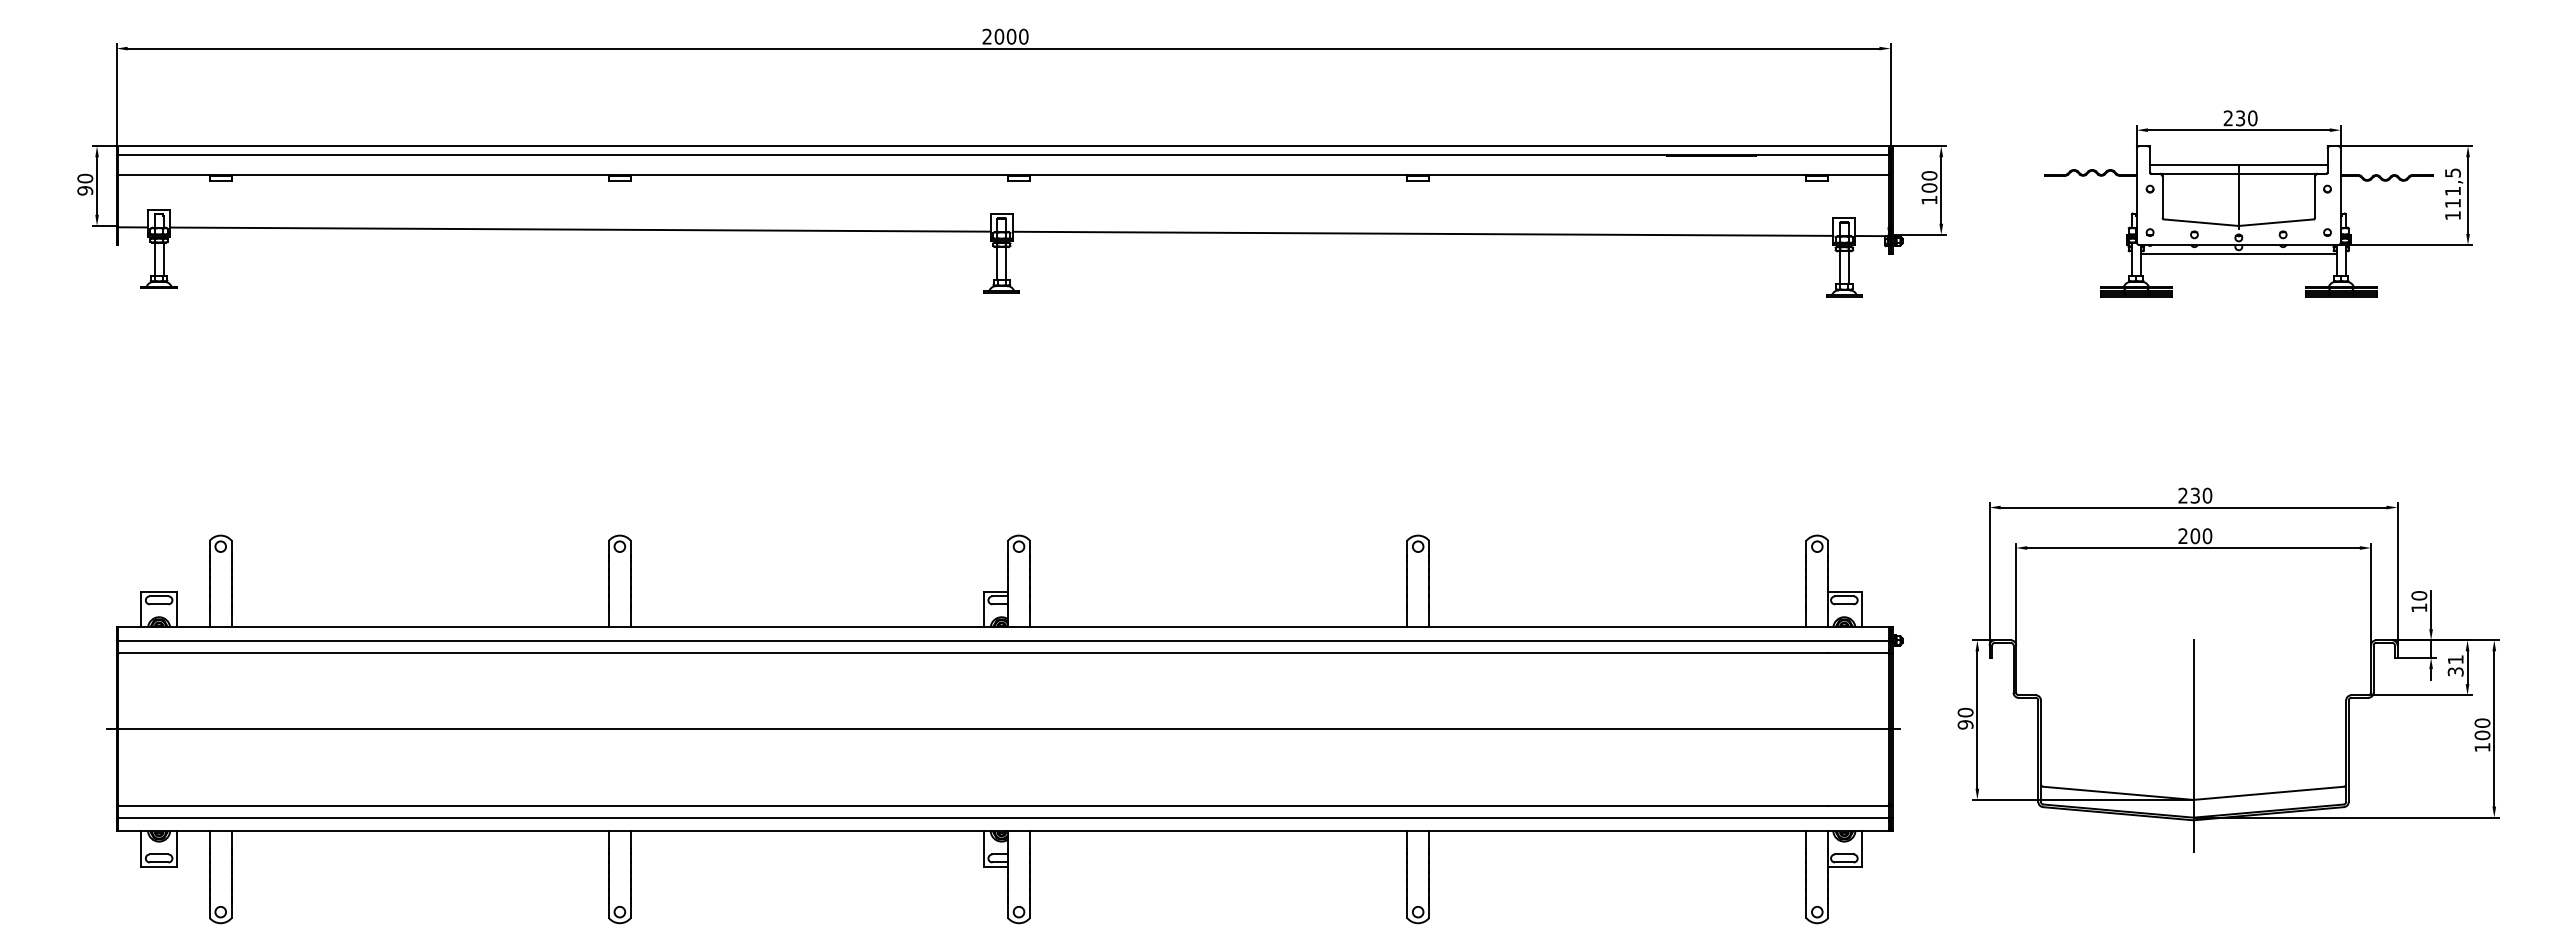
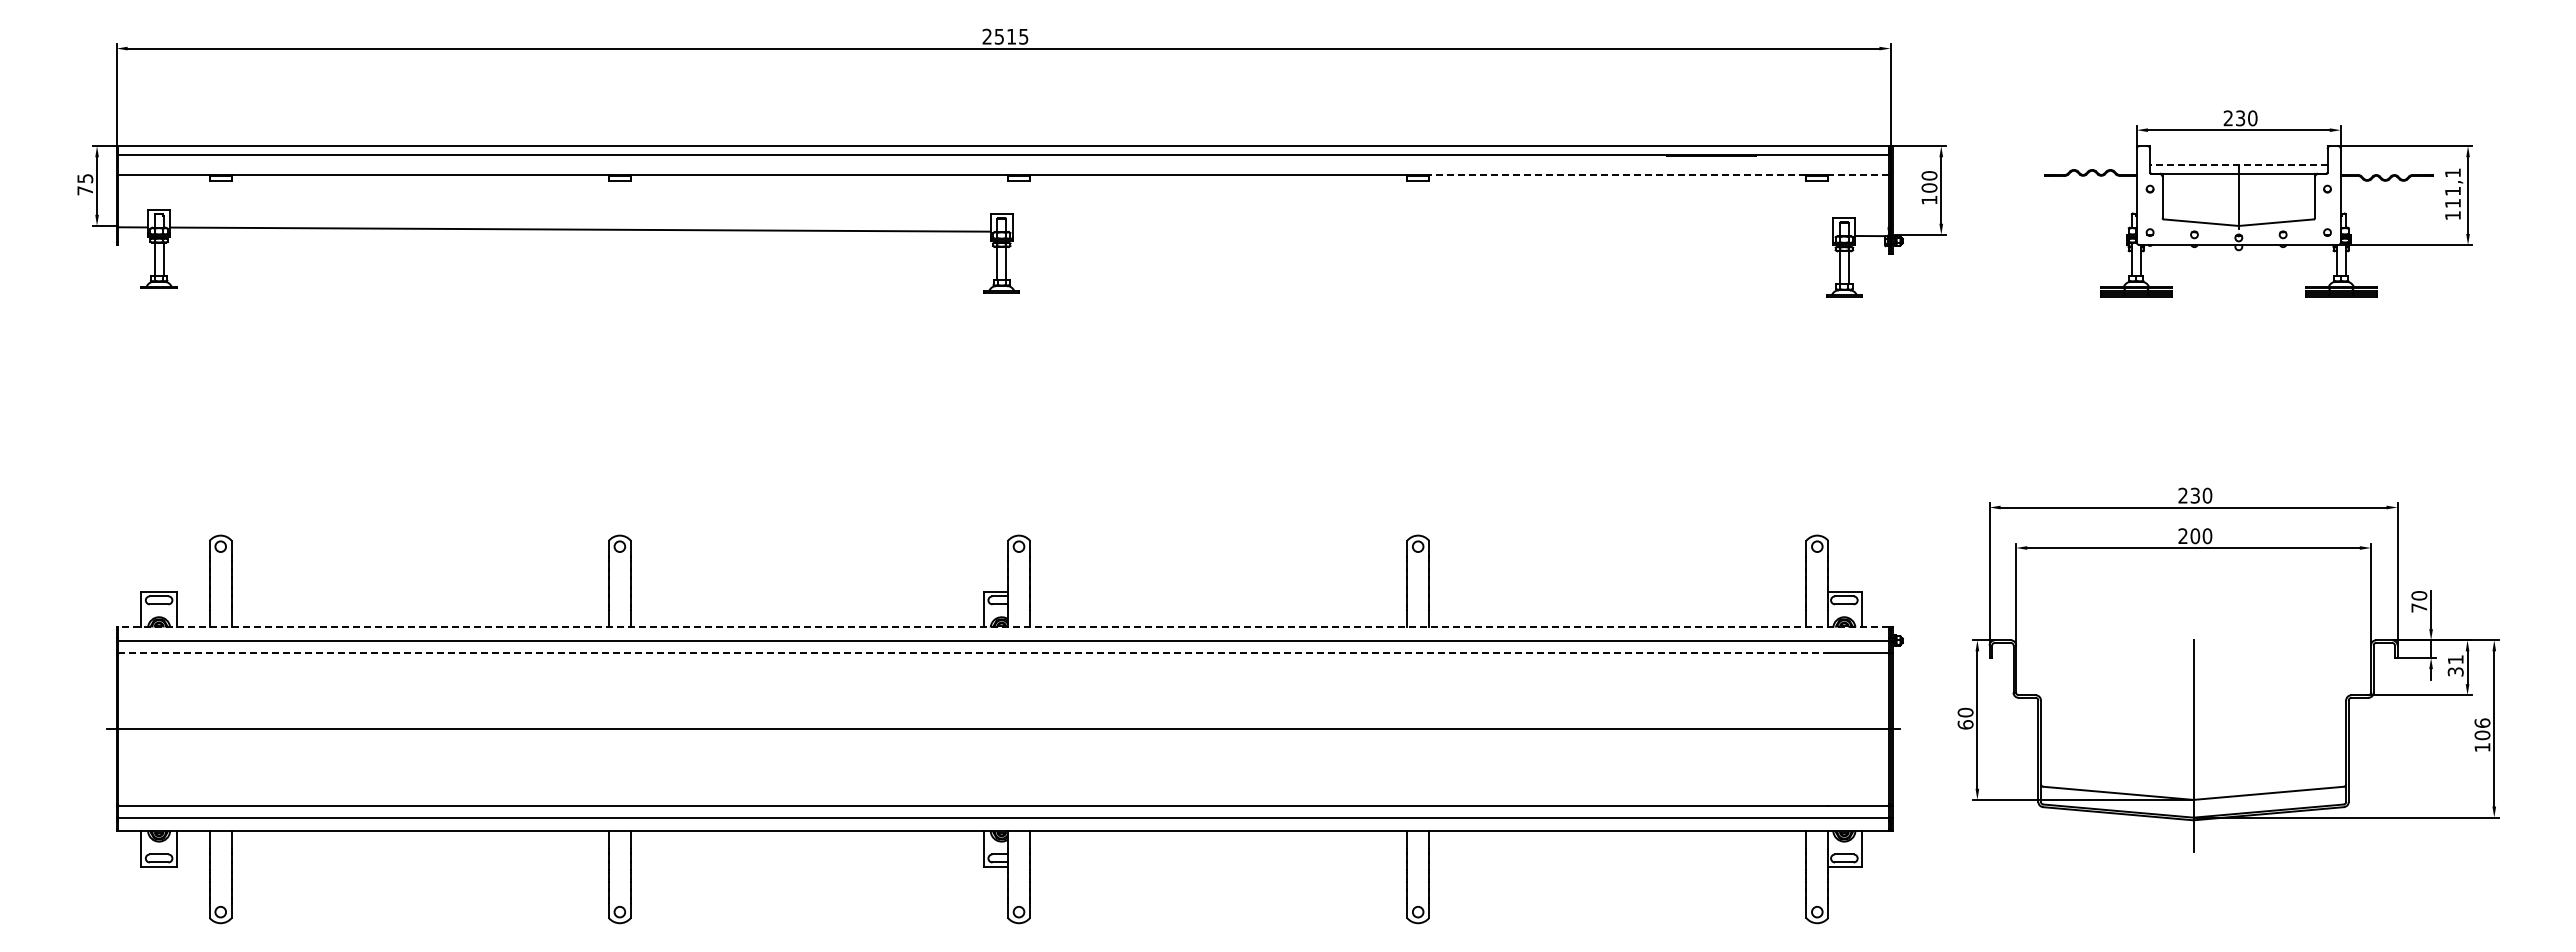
text: 2000 -> 2515 (1011, 36)
line: solid -> dashed (2238, 164)
text: 111,5 -> 111,1 (2452, 172)
line: solid -> dashed (1617, 174)
line: solid -> dashed (1858, 174)
text: 90 -> 75 (85, 184)
line: present -> none (1422, 233)
line: present -> none (2238, 253)
text: 10 -> 70 (2419, 607)
line: solid -> dashed (1003, 627)
line: solid -> dashed (973, 653)
text: 100 -> 106 (2482, 722)
text: 90 -> 60 (1965, 724)
